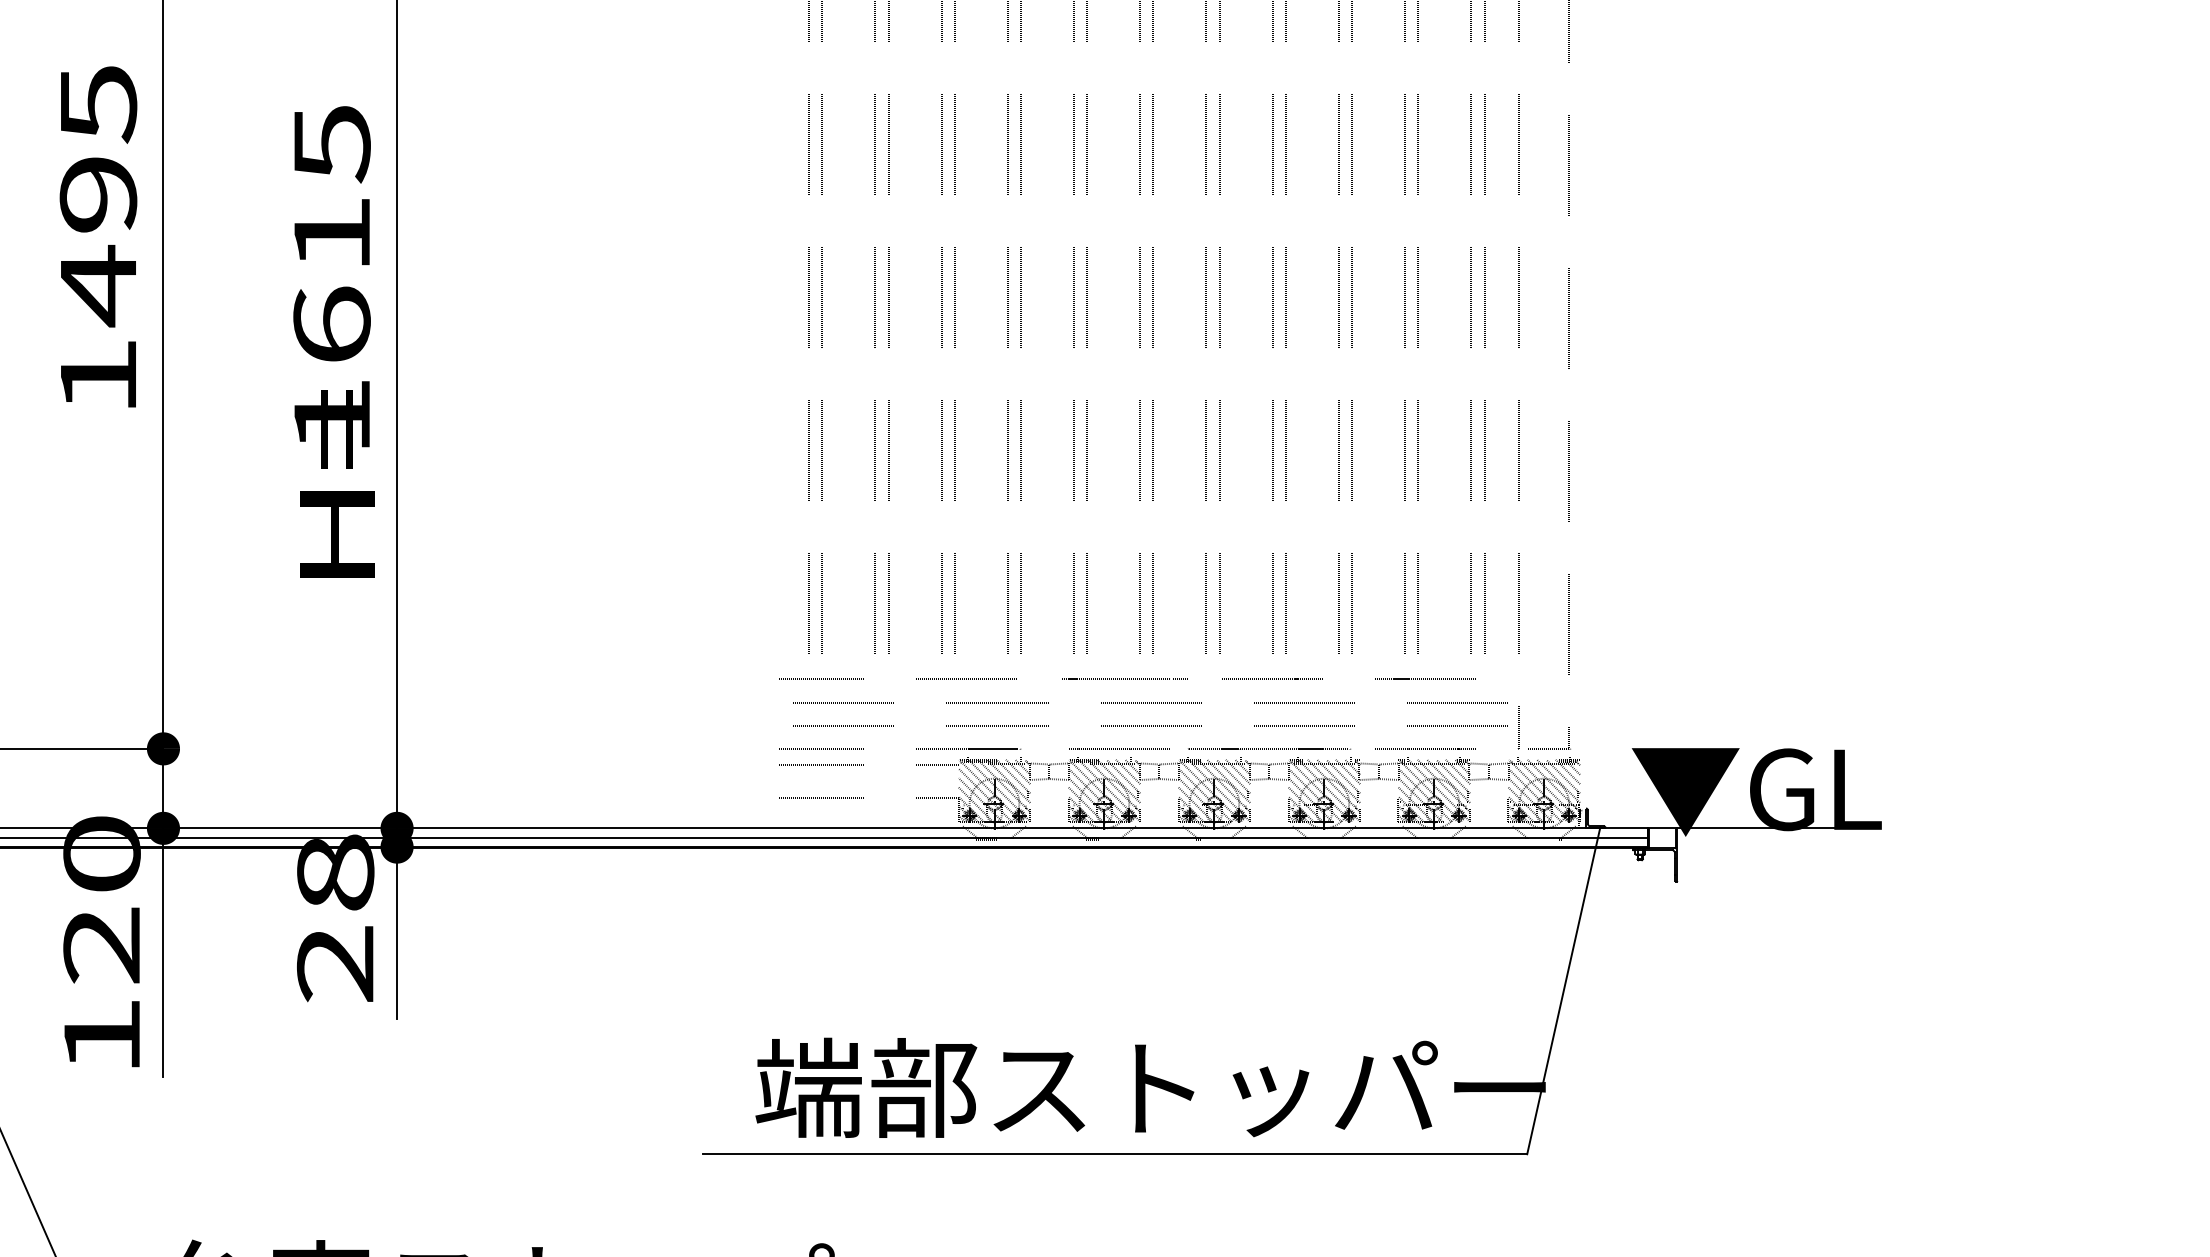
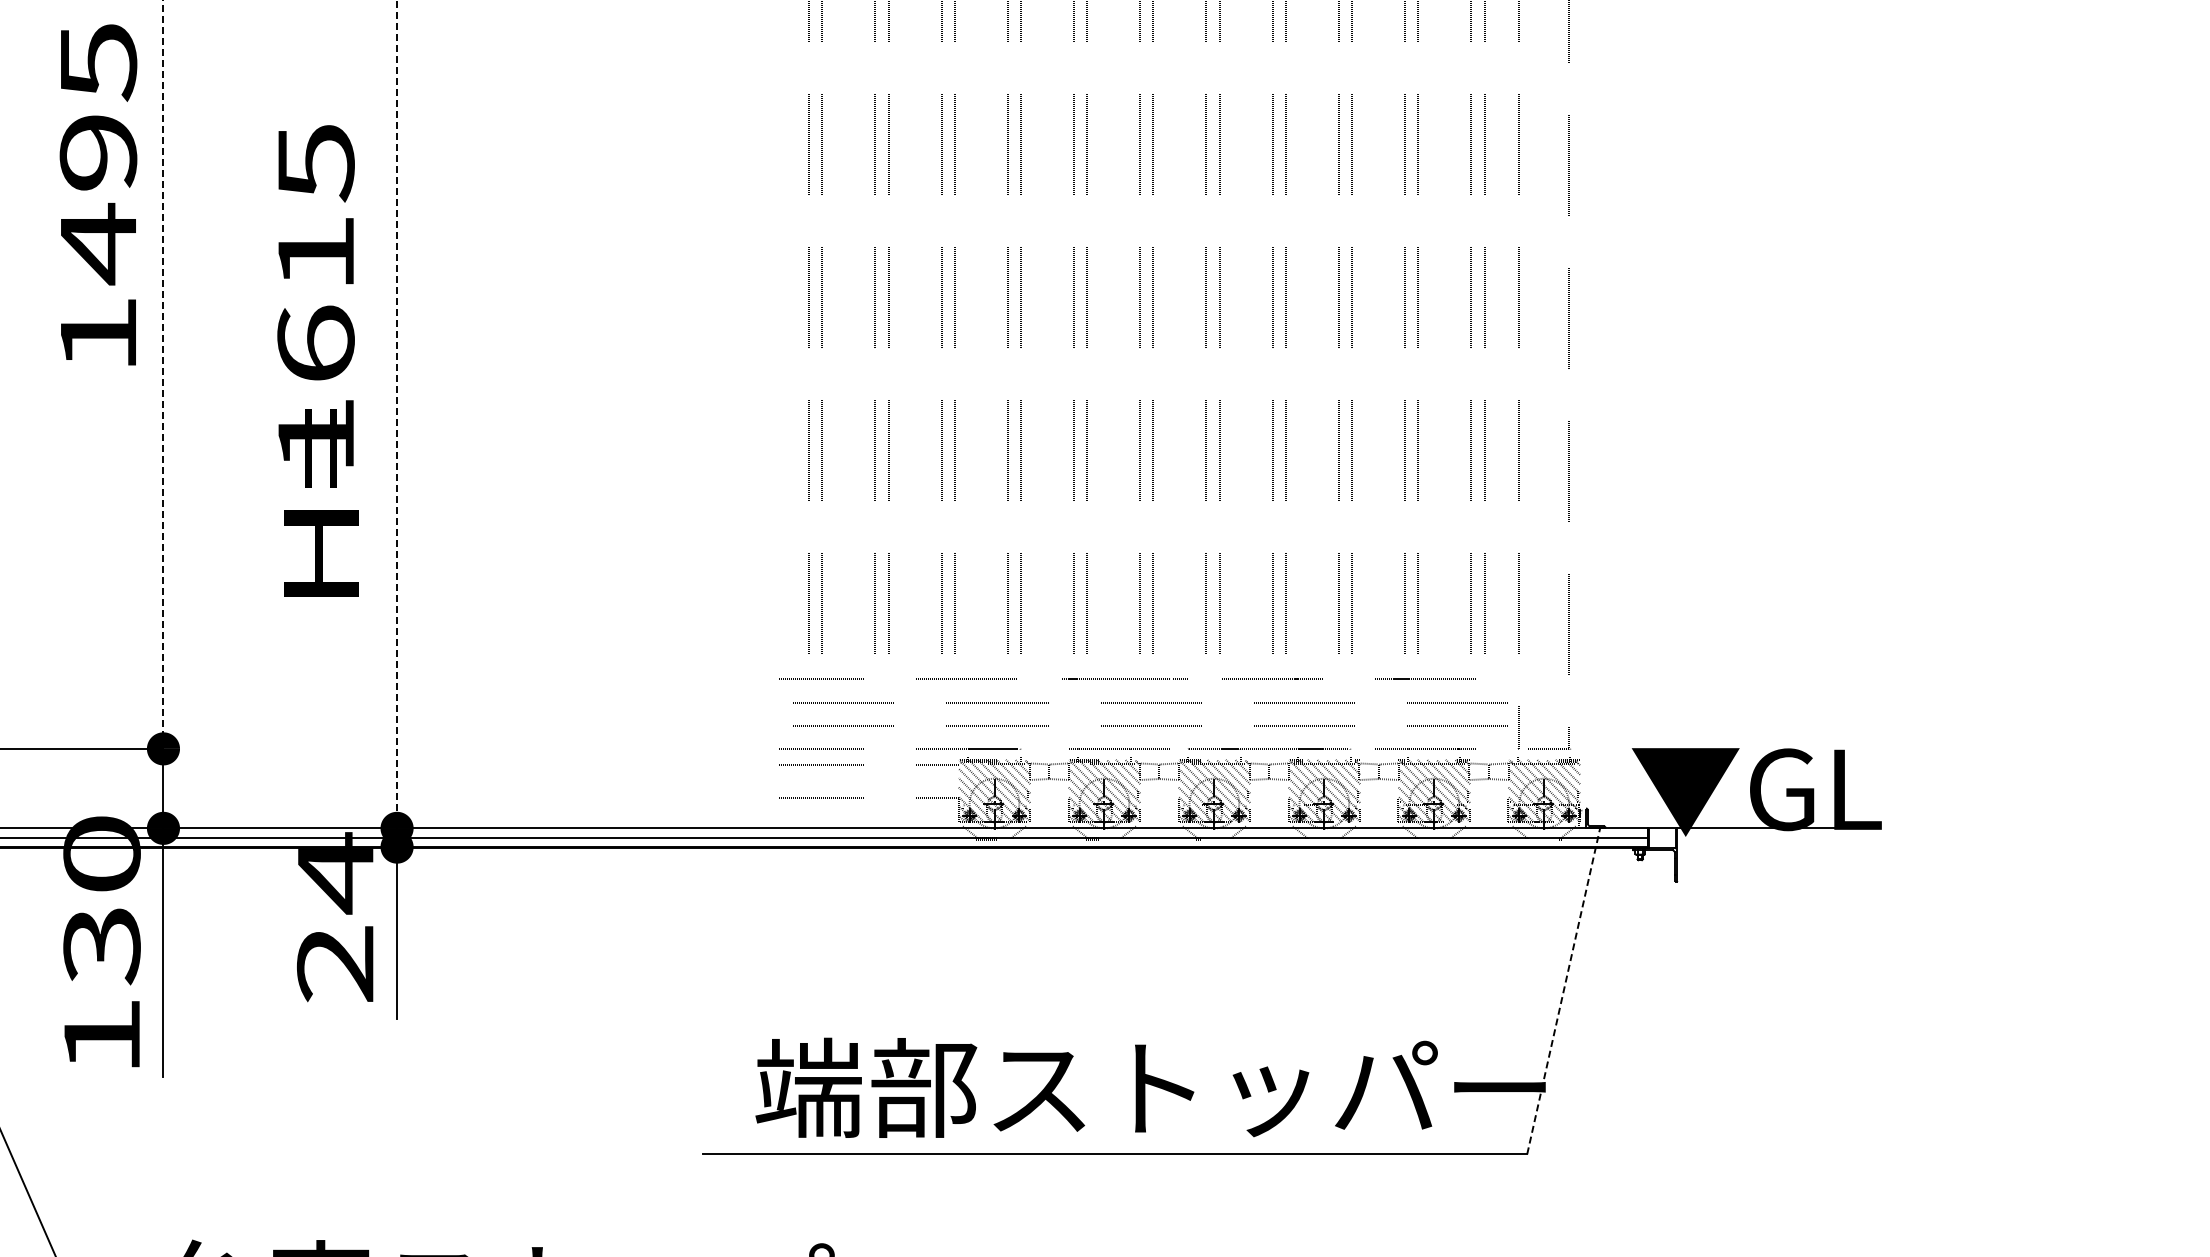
text position: (98, 236) -> (98, 194) (98, 194)
text position: (333, 341) -> (317, 360) (317, 360)
line: solid -> dashed (163, 374)
line: solid -> dashed (397, 414)
text: 28 -> 24 (335, 873)
text: 120 -> 130 (101, 946)
line: solid -> dashed (1563, 990)
